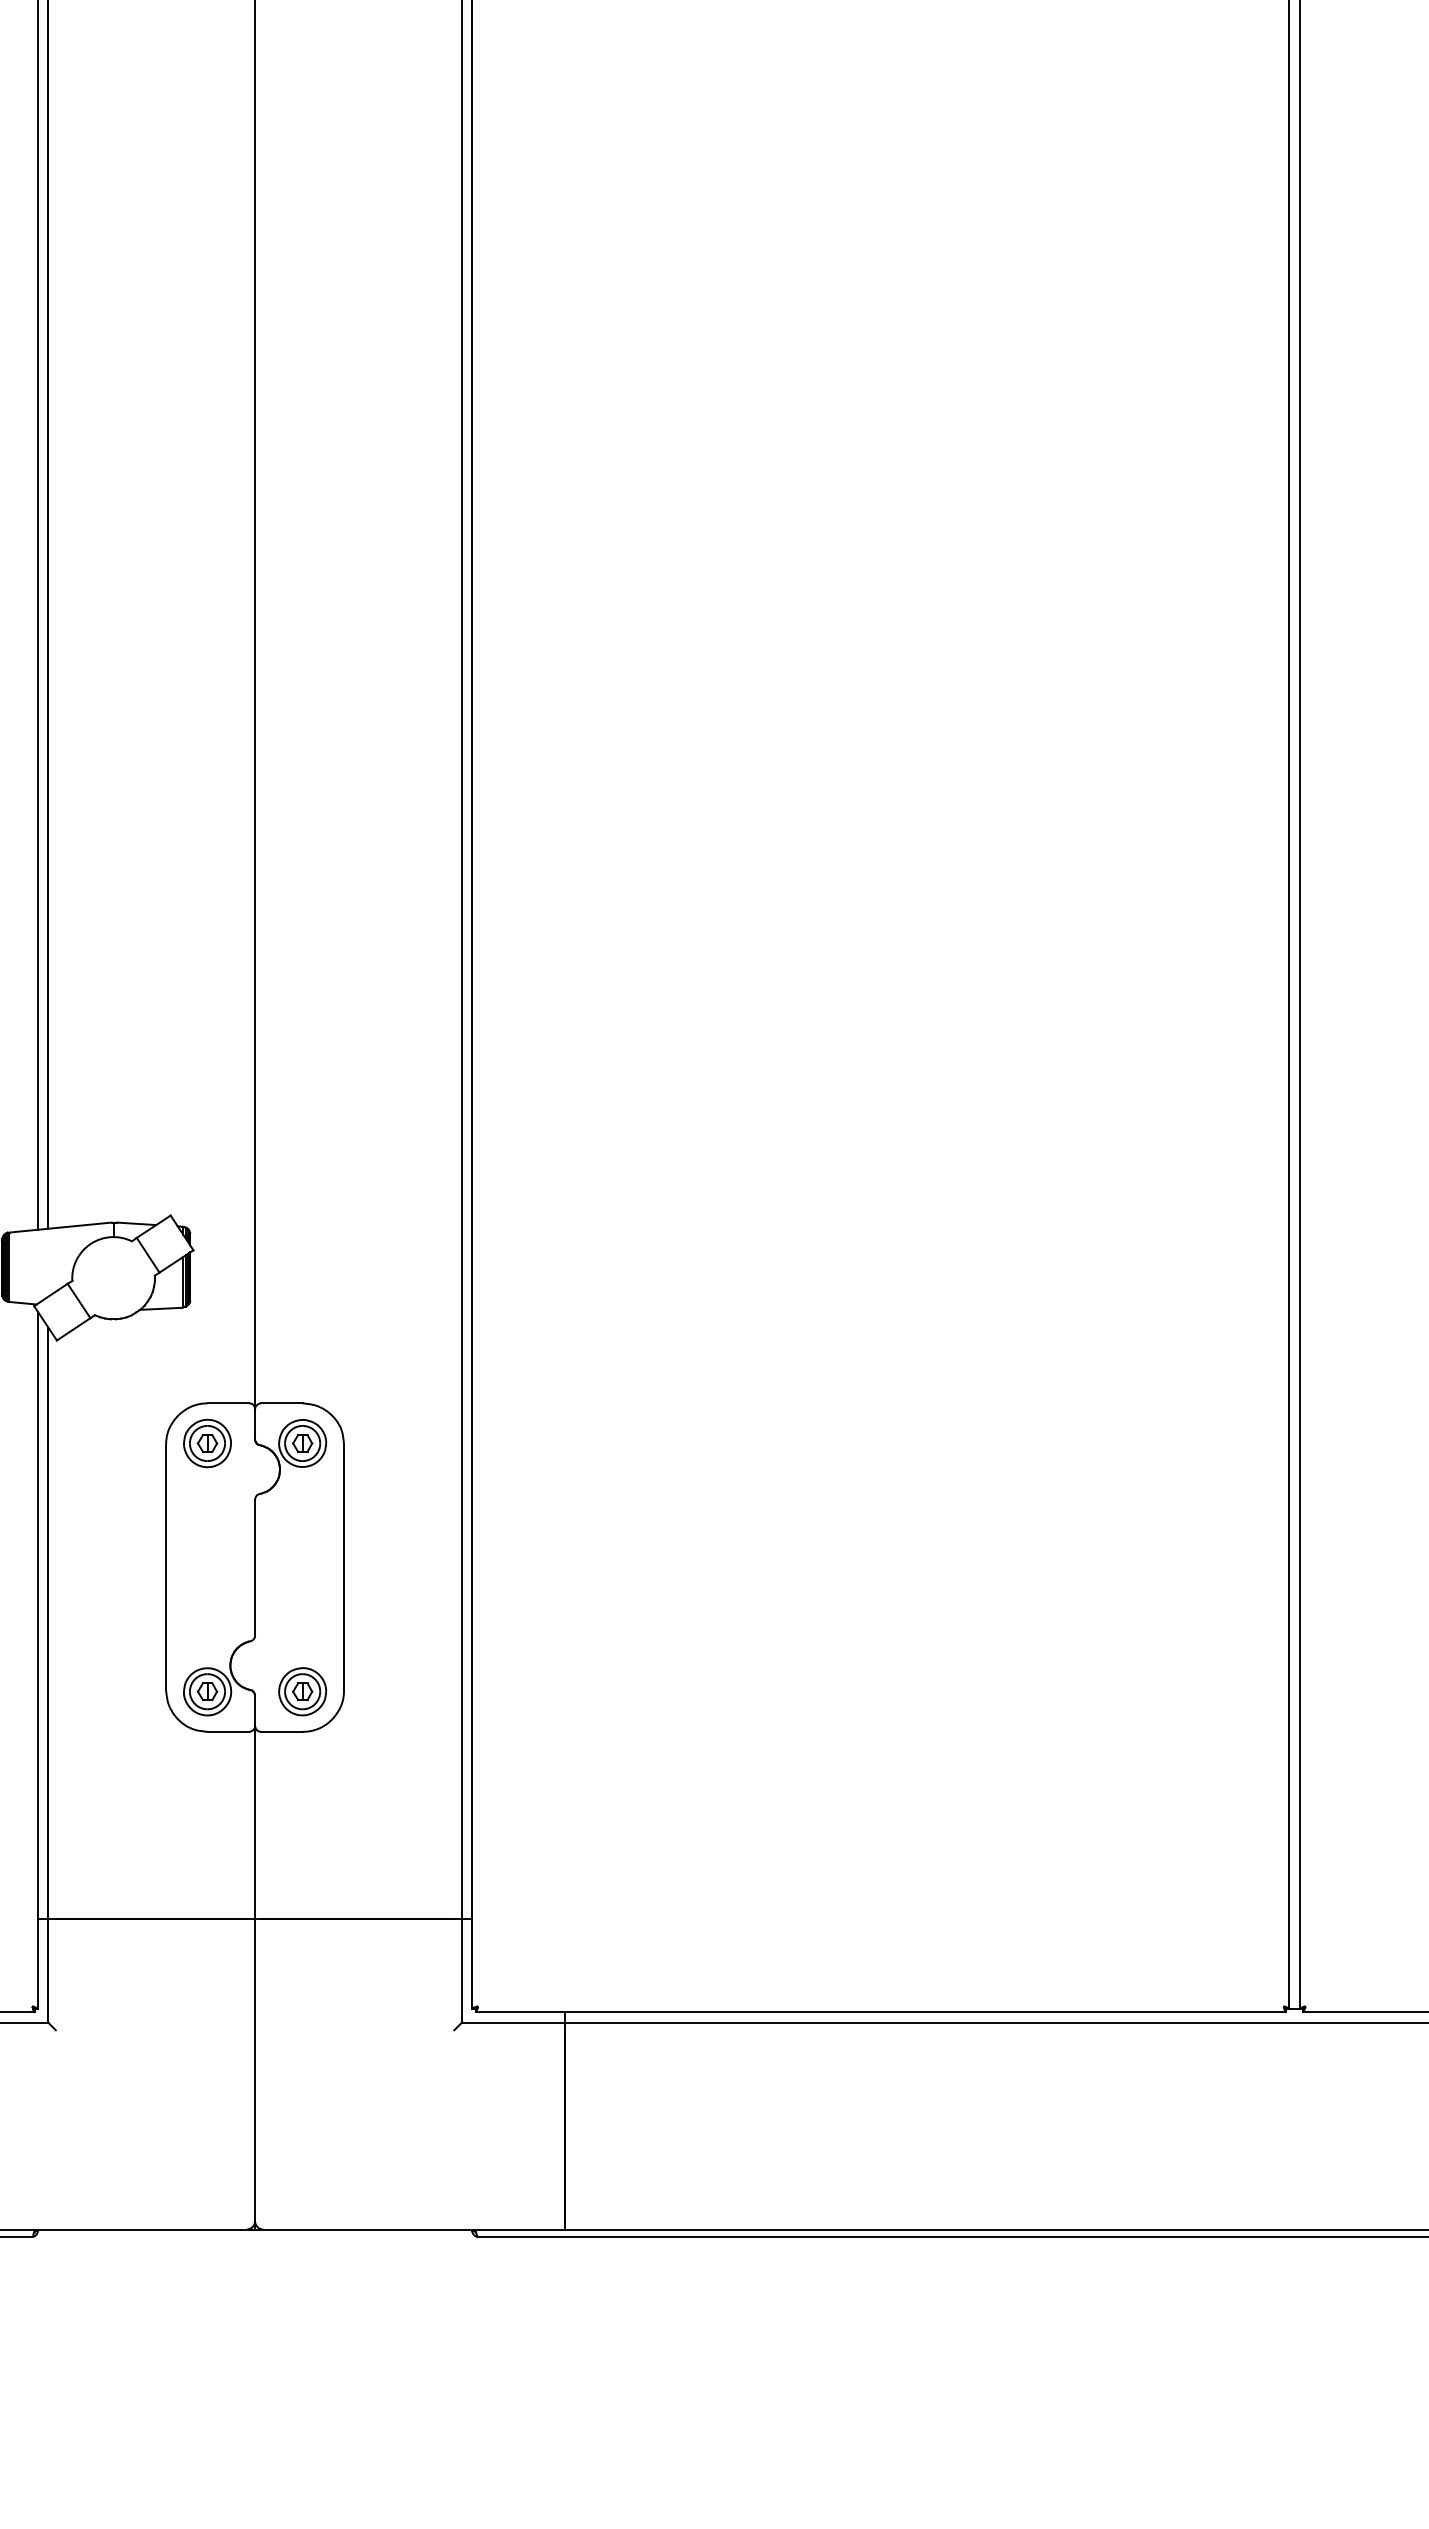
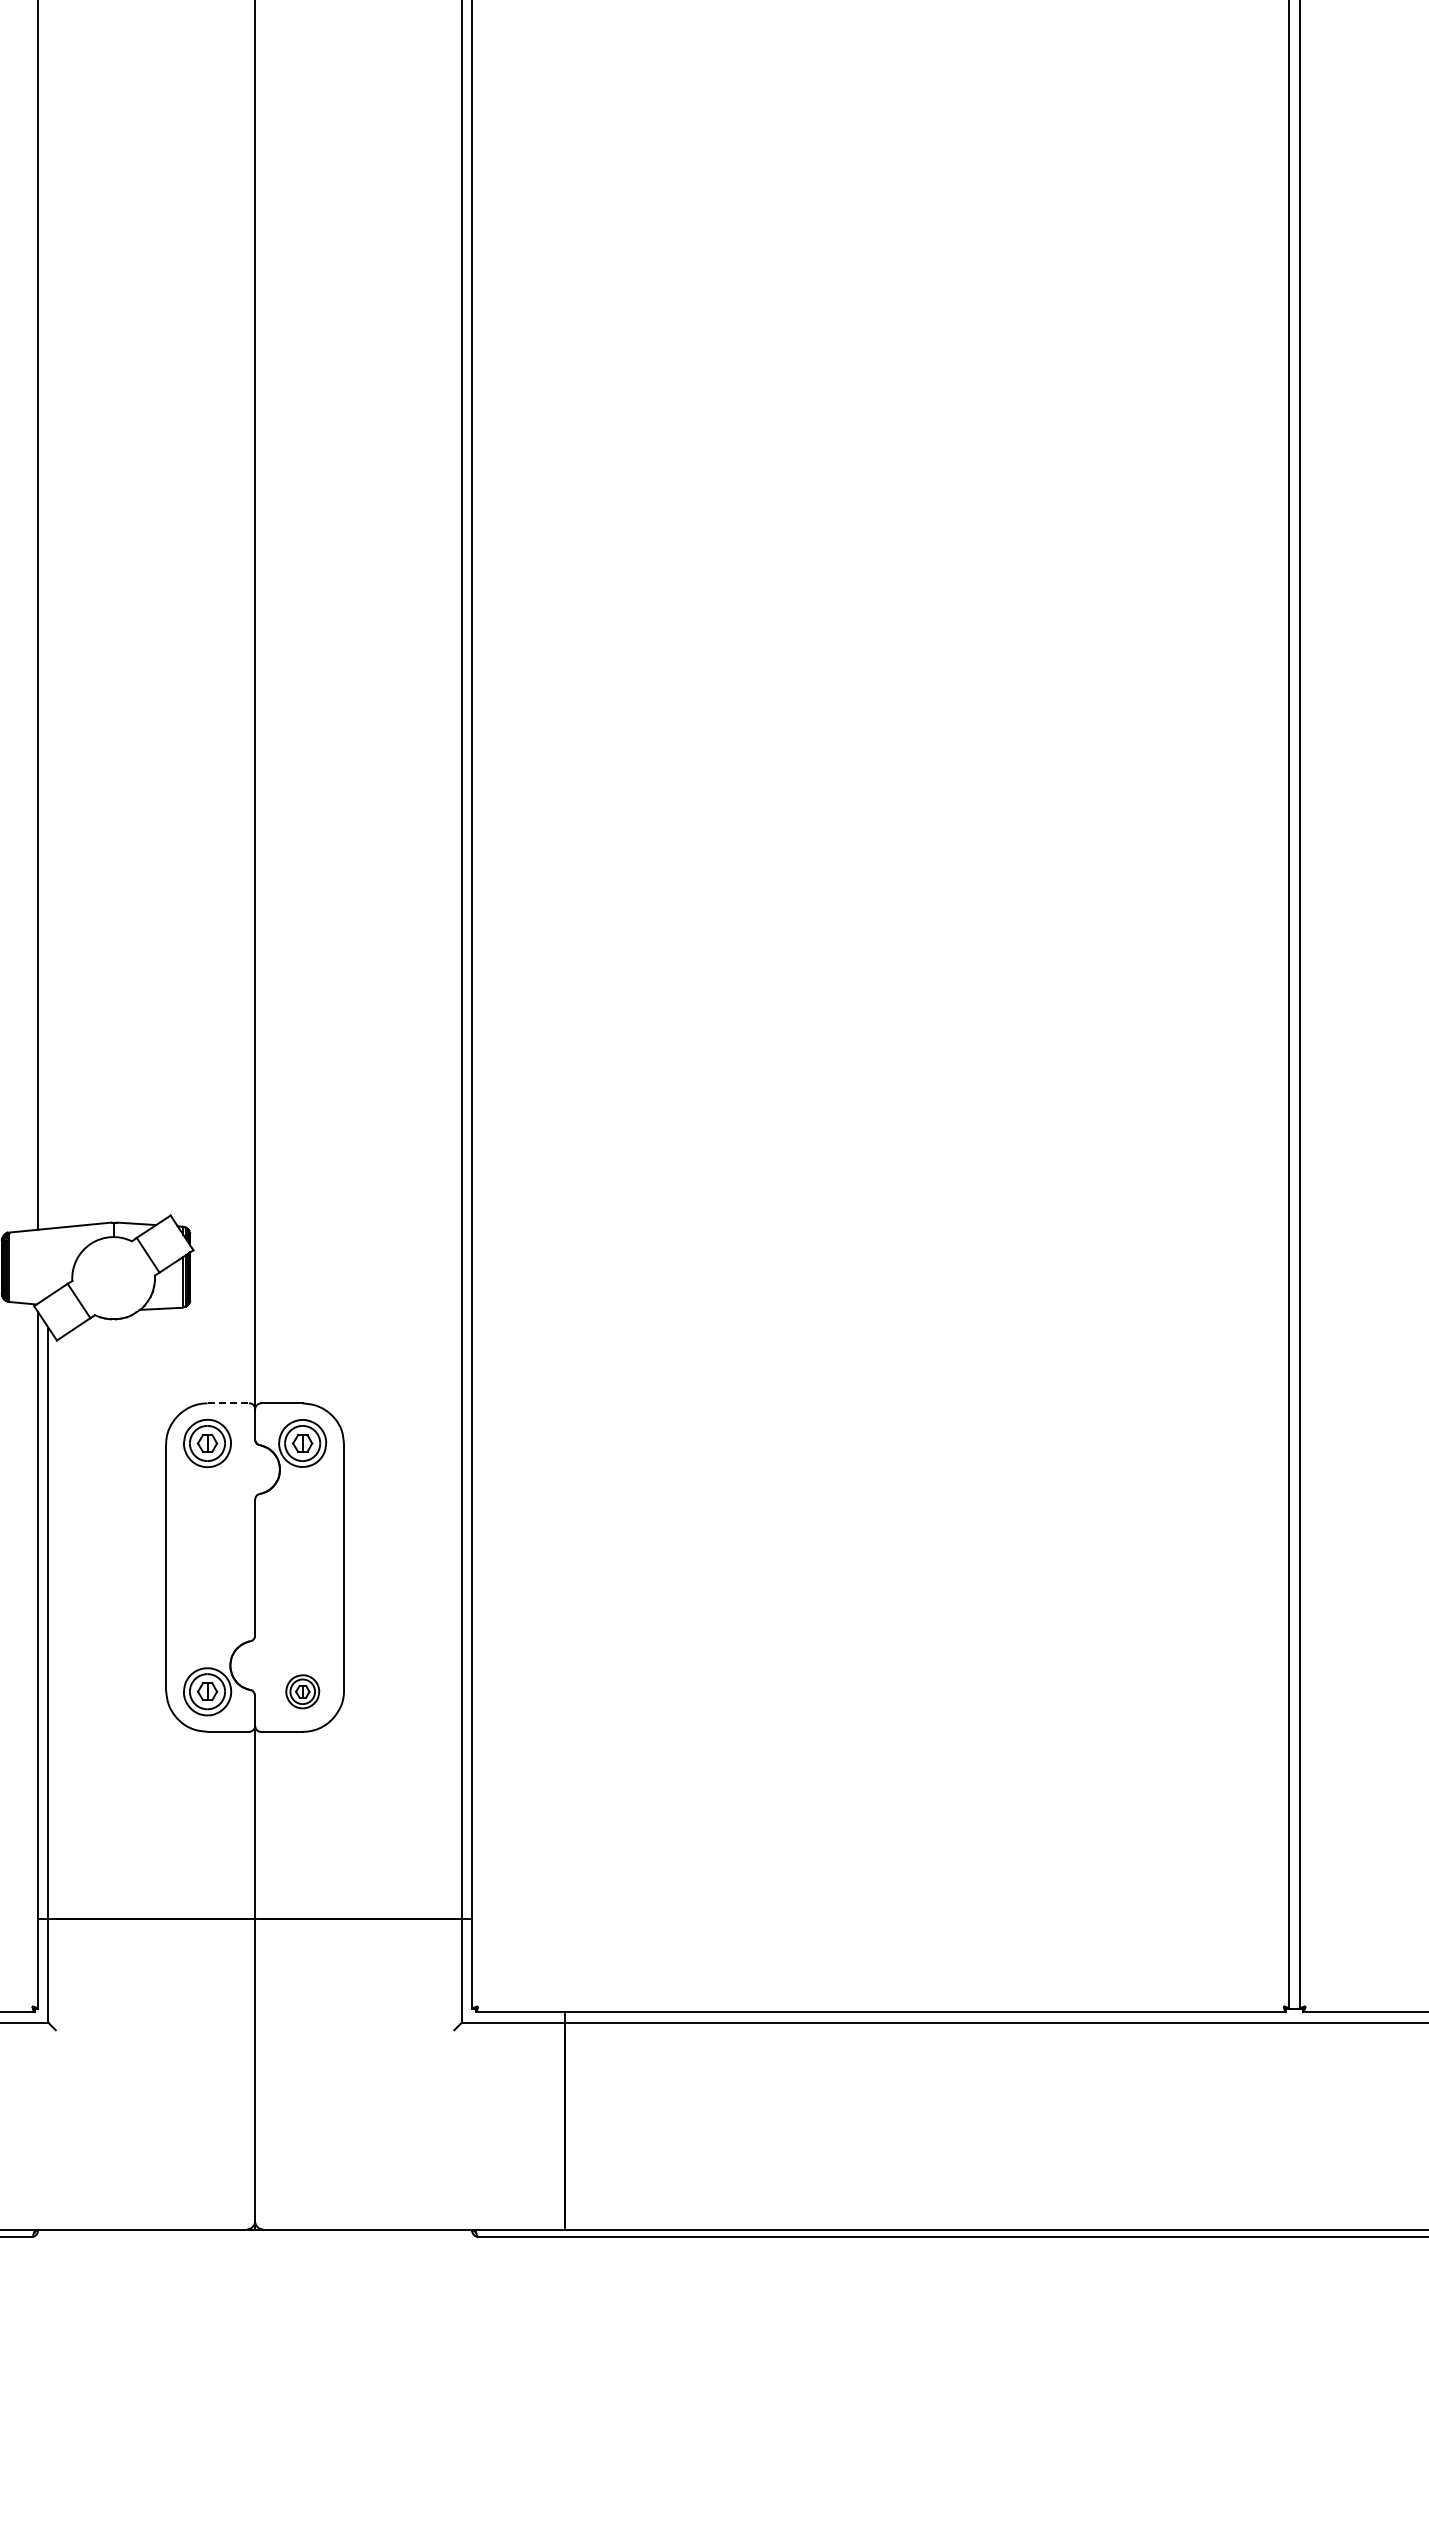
line: present -> none (48, 615)
line: solid -> dashed (228, 1403)
part size: 50x50 px -> 36x36 px (302, 1691)
